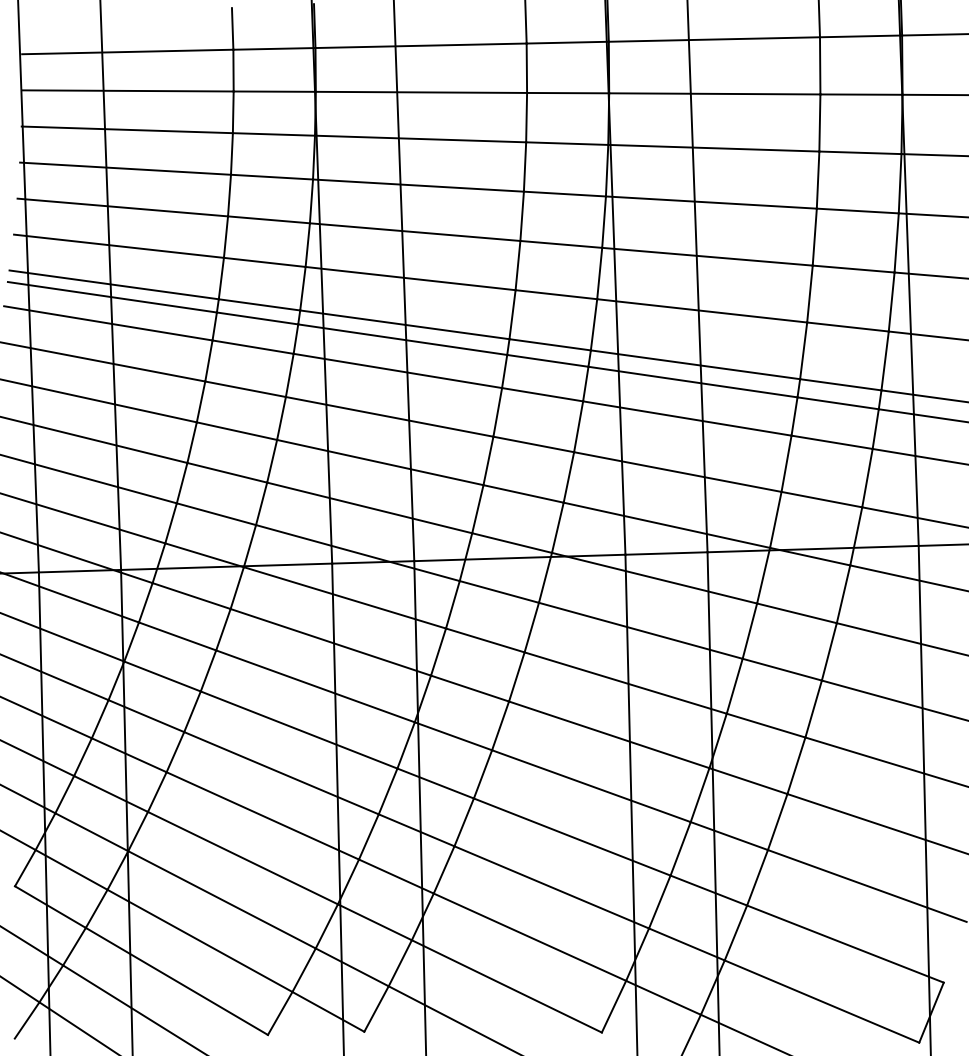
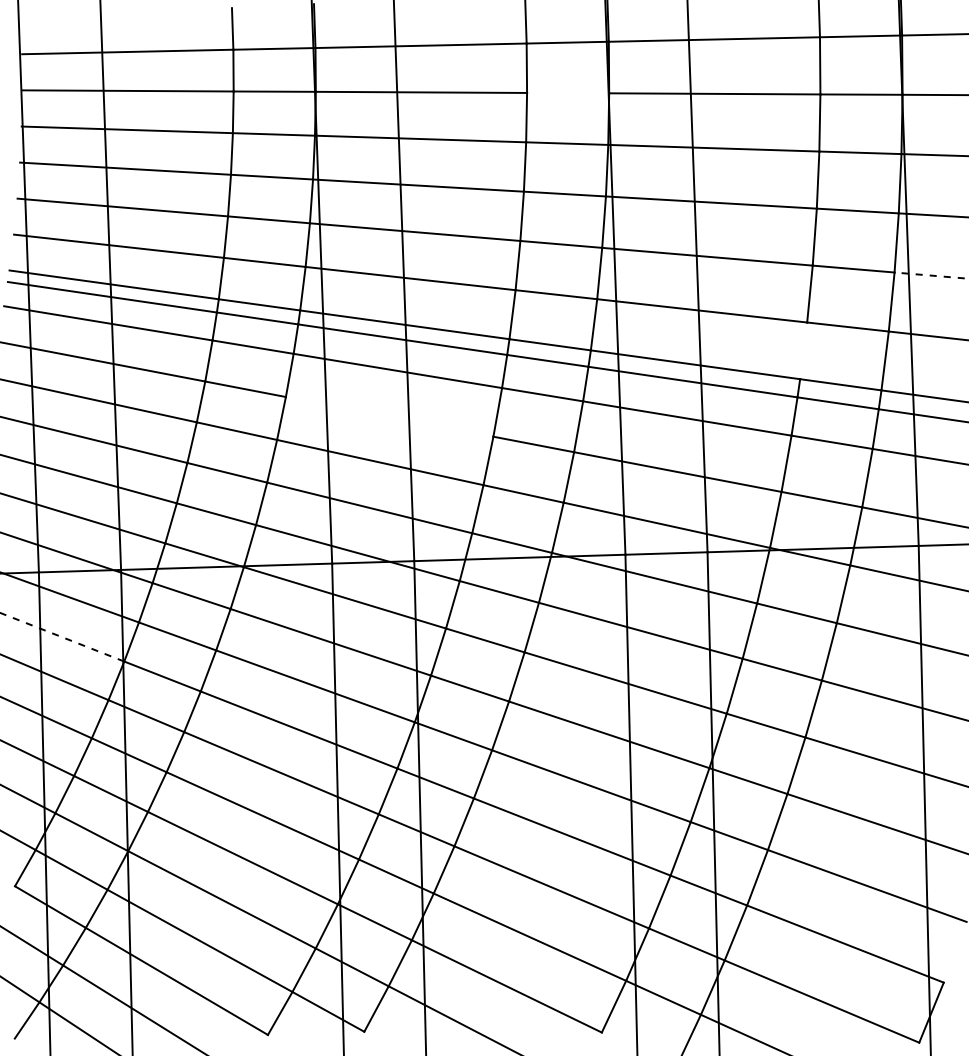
line: present -> none (568, 92)
line: solid -> dashed (931, 275)
line: present -> none (803, 350)
line: present -> none (389, 416)
line: solid -> dashed (62, 637)
